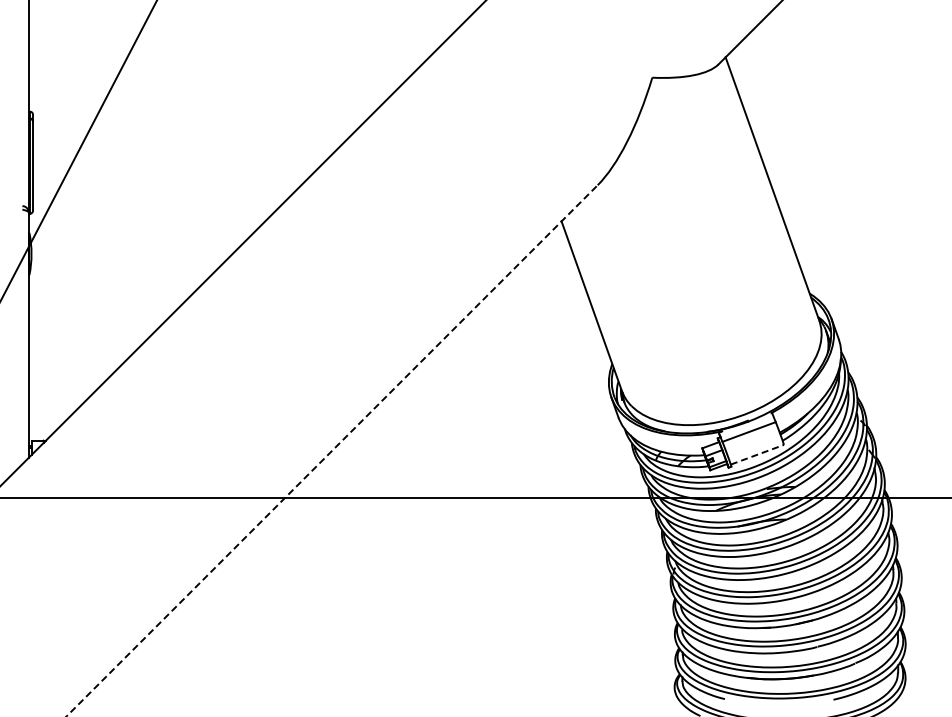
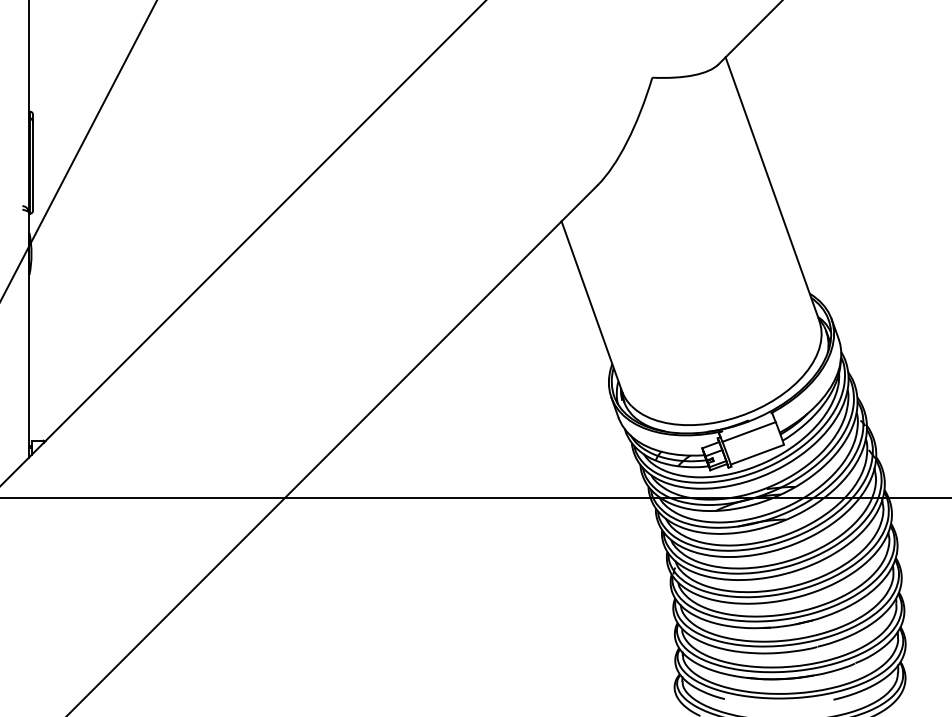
line: dashed -> solid (331, 451)
line: dashed -> solid (757, 454)
